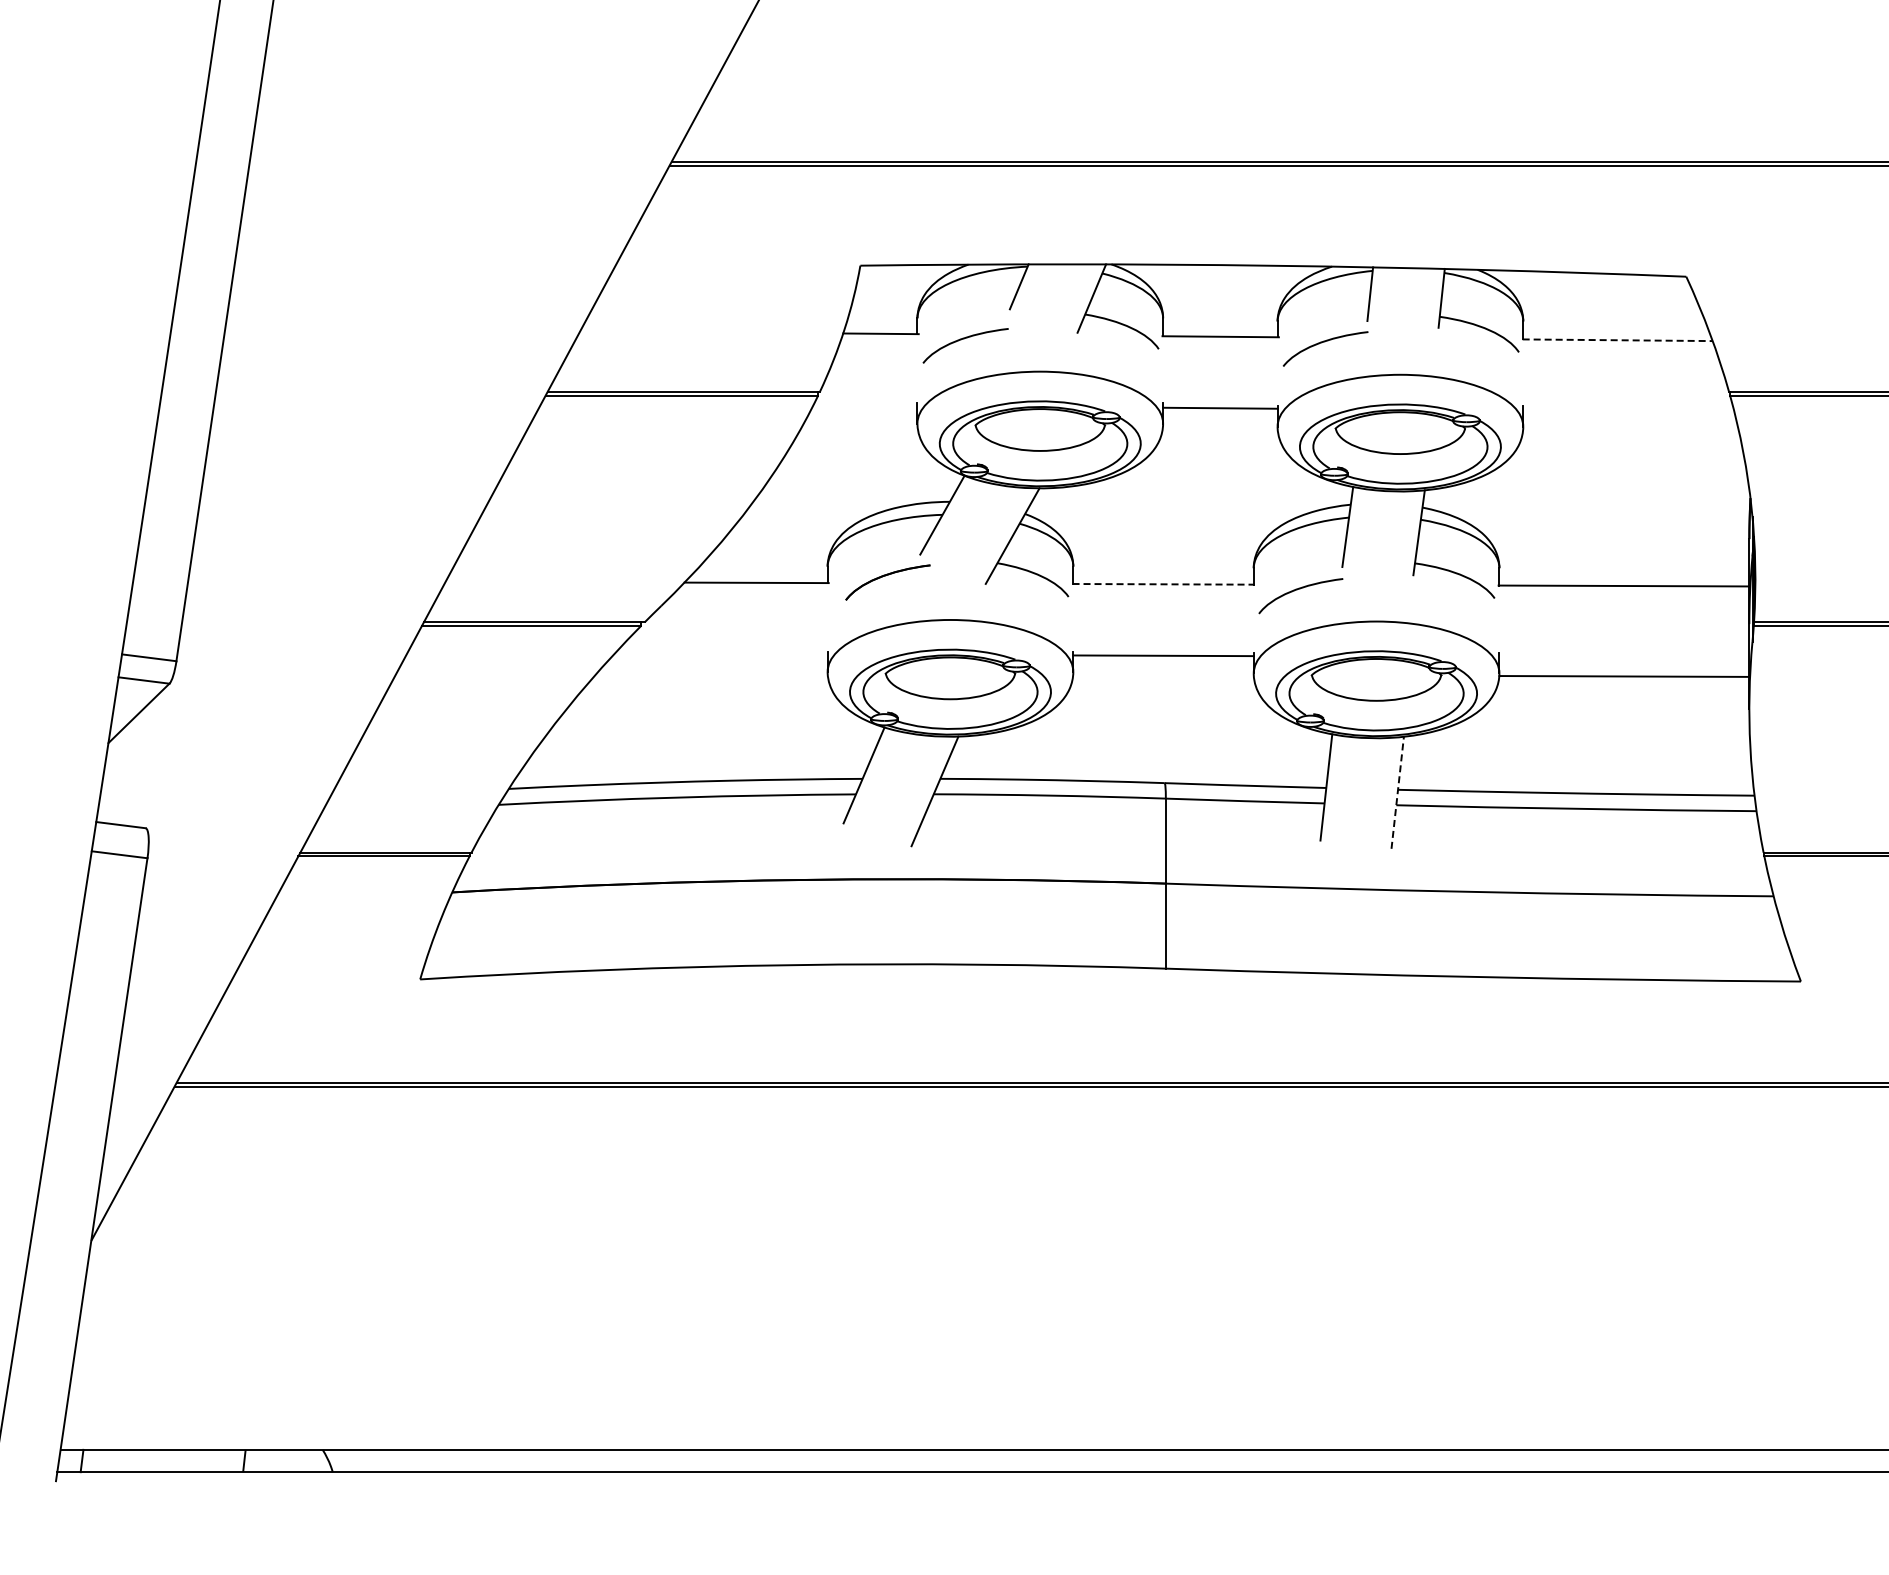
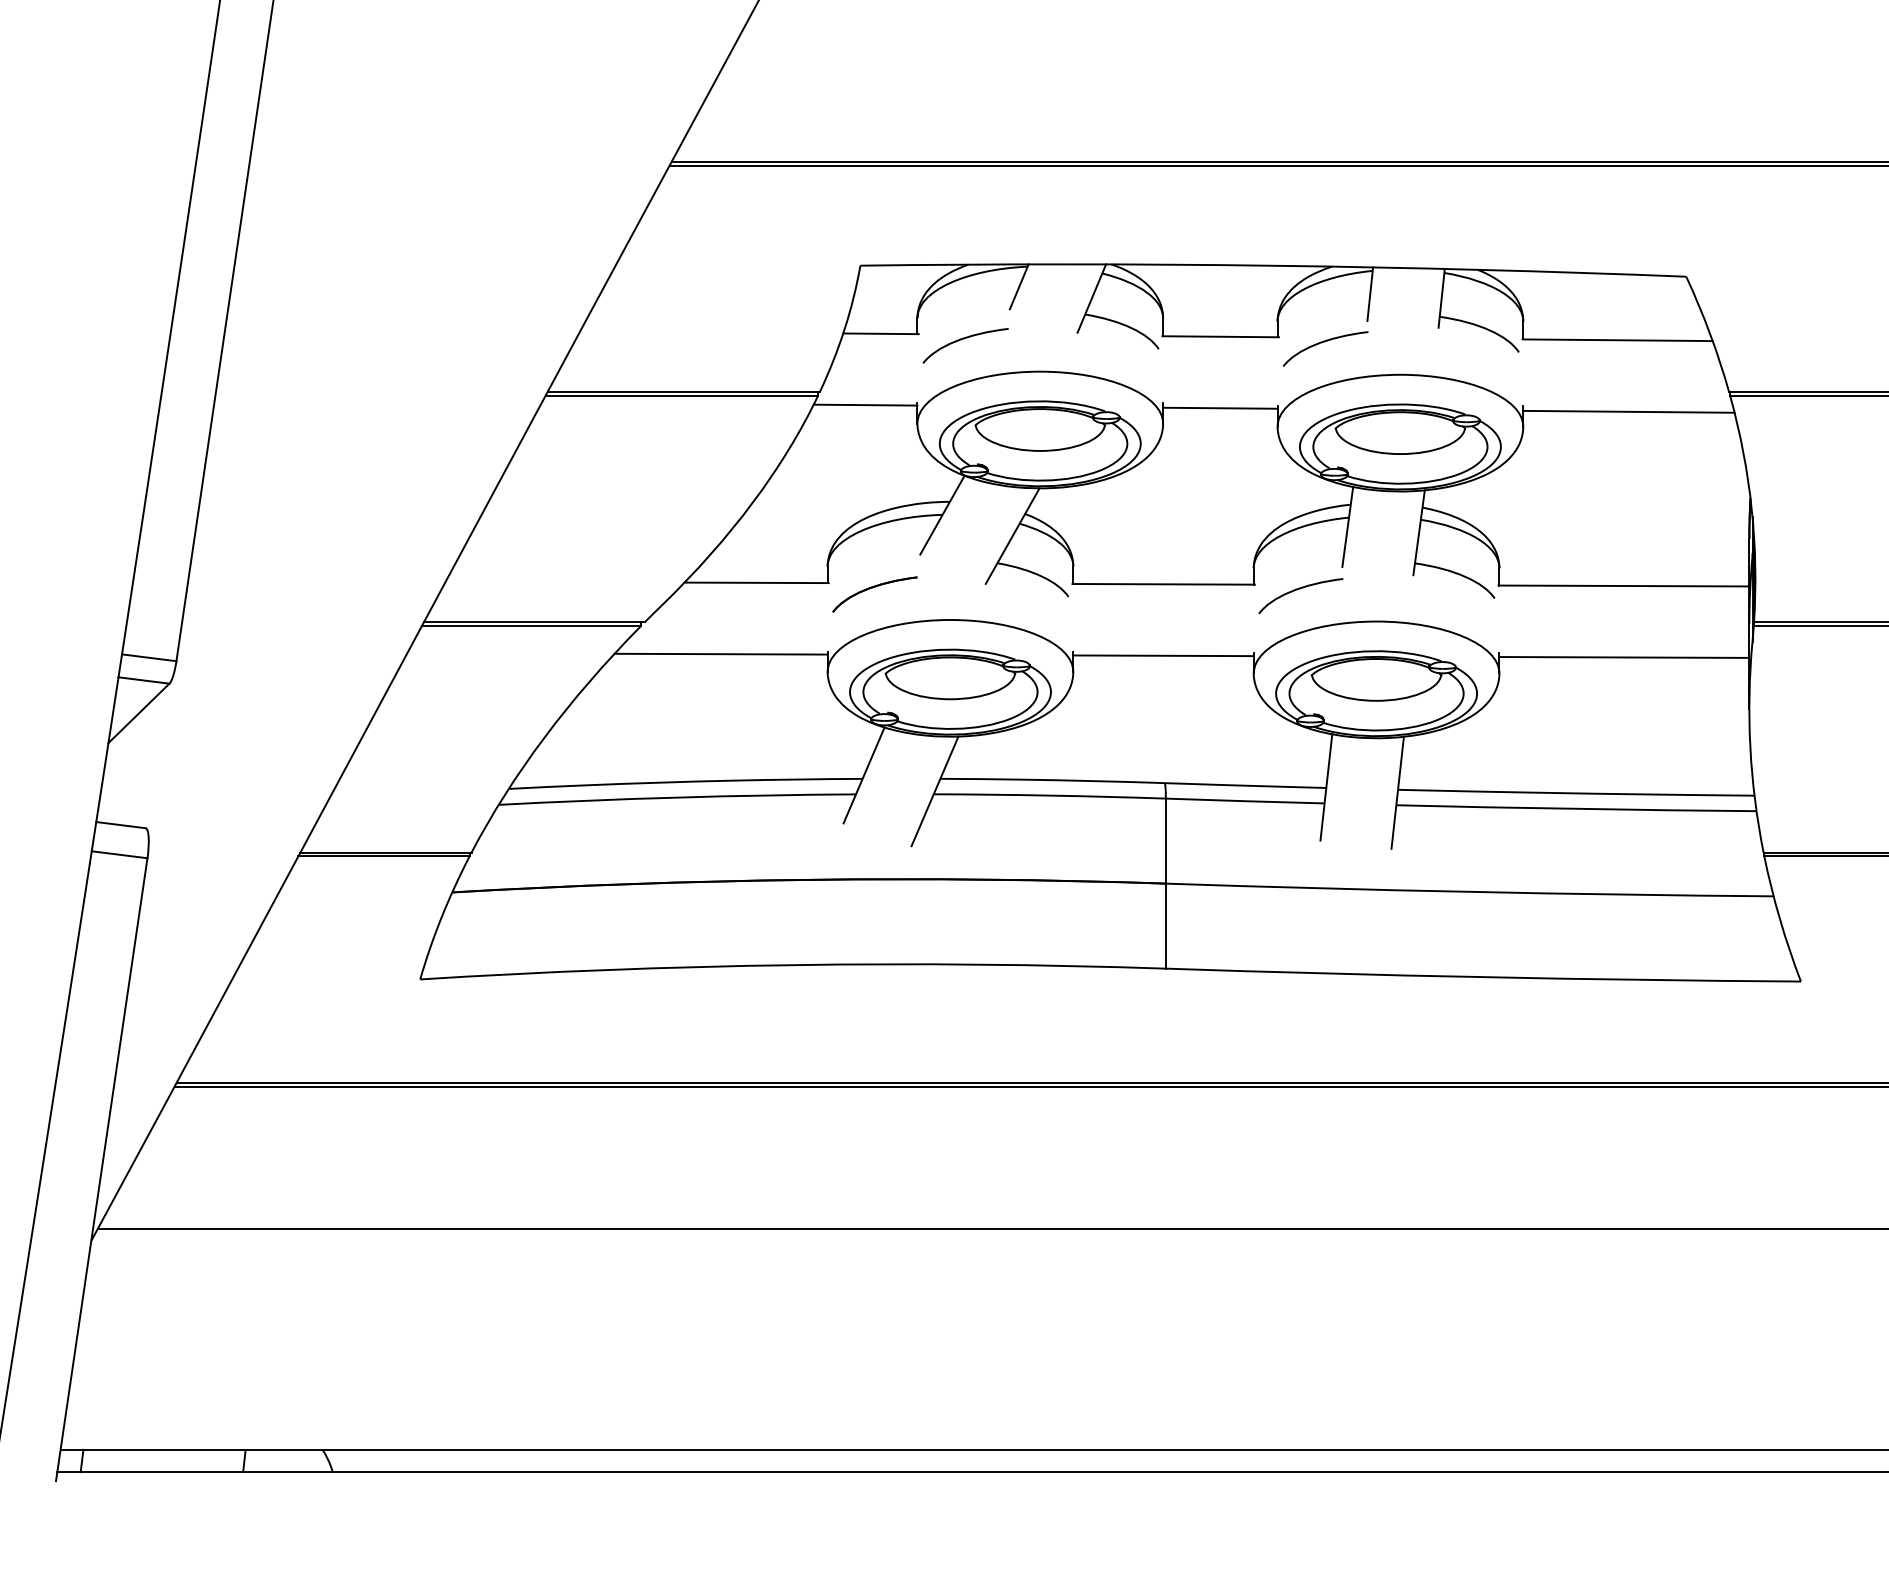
line: dashed -> solid (1618, 340)
line: none -> present (865, 404)
line: none -> present (1628, 411)
part position: (885, 576) -> (872, 588) (872, 588)
line: dashed -> solid (1164, 584)
line: none -> present (720, 653)
line position: (1624, 676) -> (1624, 657) (1624, 657)
line: dashed -> solid (1397, 792)
line: none -> present (991, 1229)
